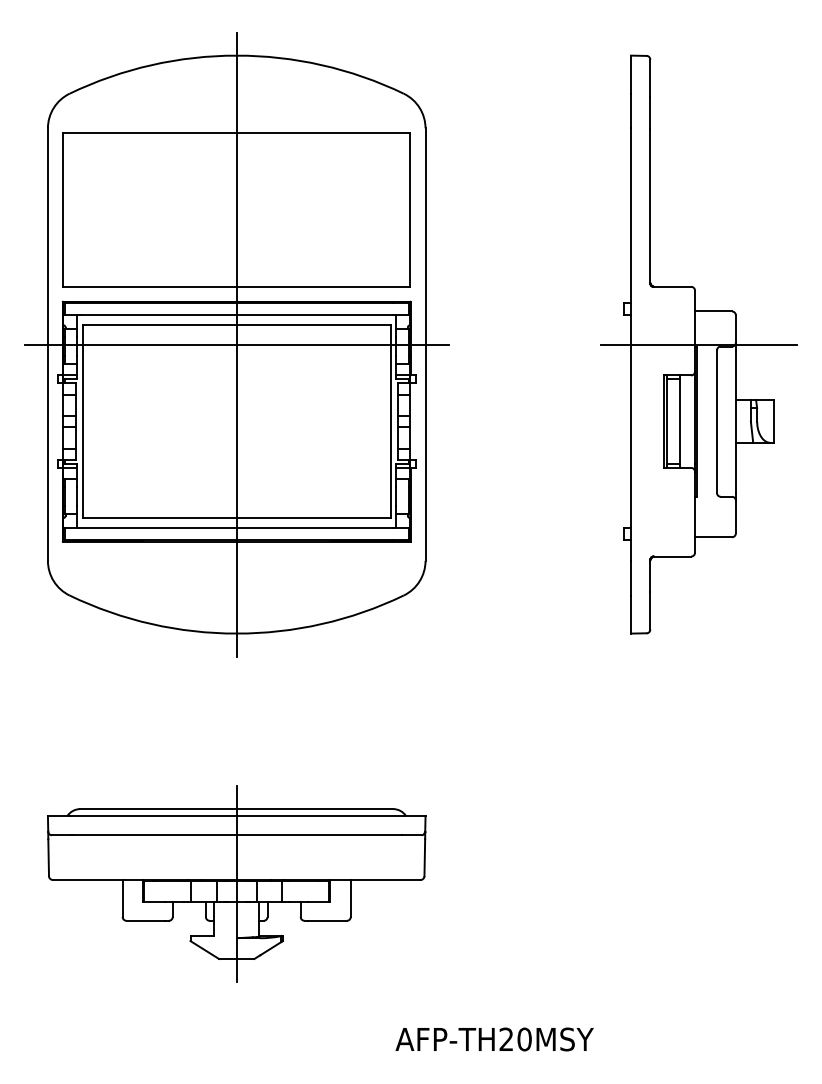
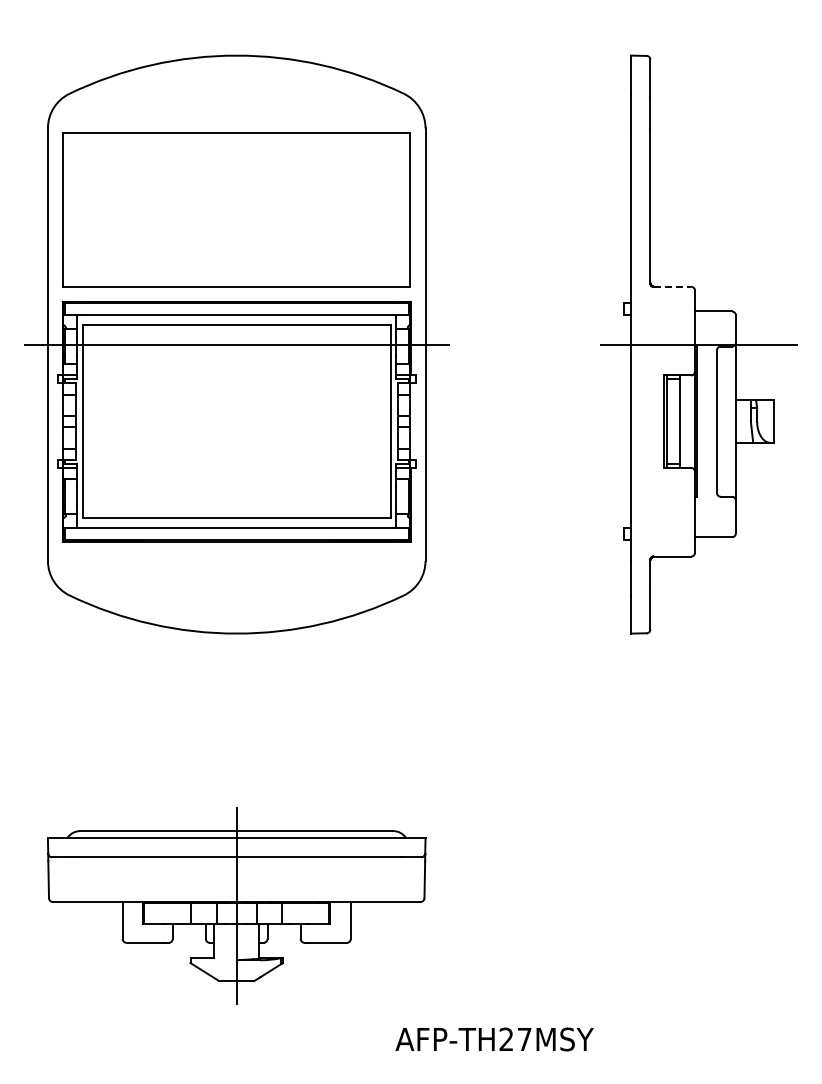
line: solid -> dashed (673, 286)
line: present -> none (236, 344)
part position: (236, 883) -> (236, 905) (236, 905)
text: AFP-TH20MSY -> AFP-TH27MSY (524, 1039)
